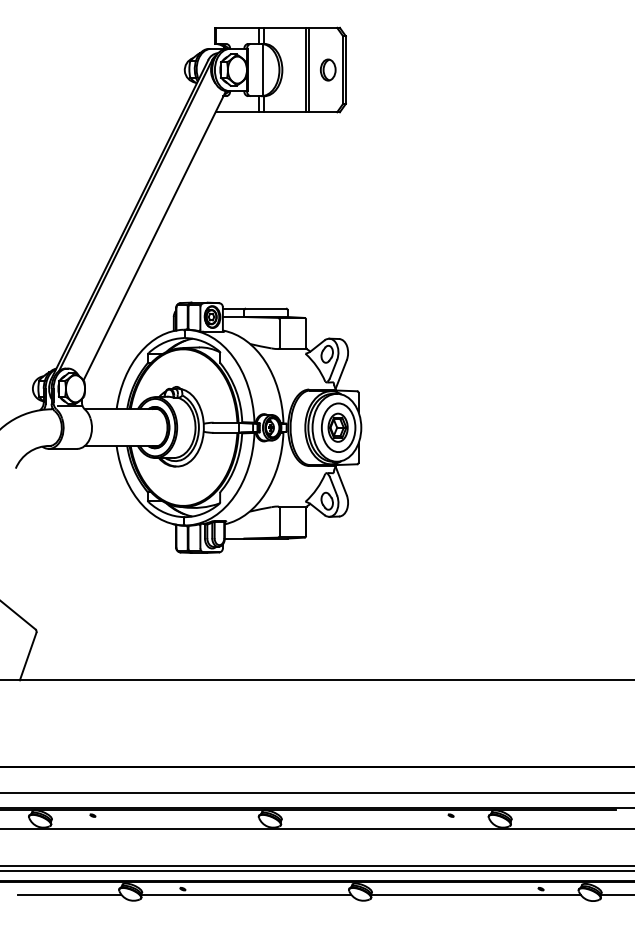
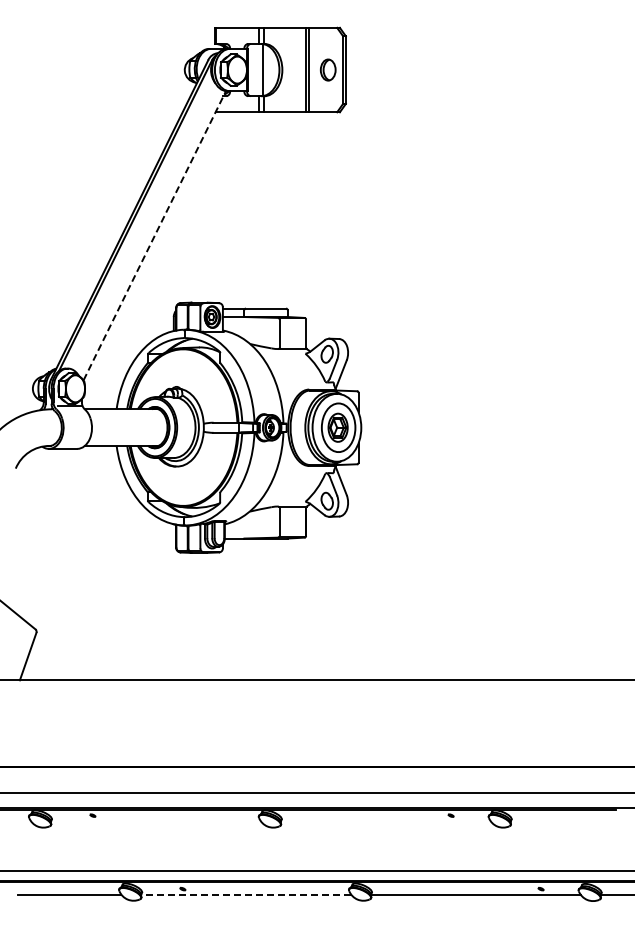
line: solid -> dashed (155, 235)
line: present -> none (316, 829)
line: present -> none (316, 866)
line: solid -> dashed (245, 894)
